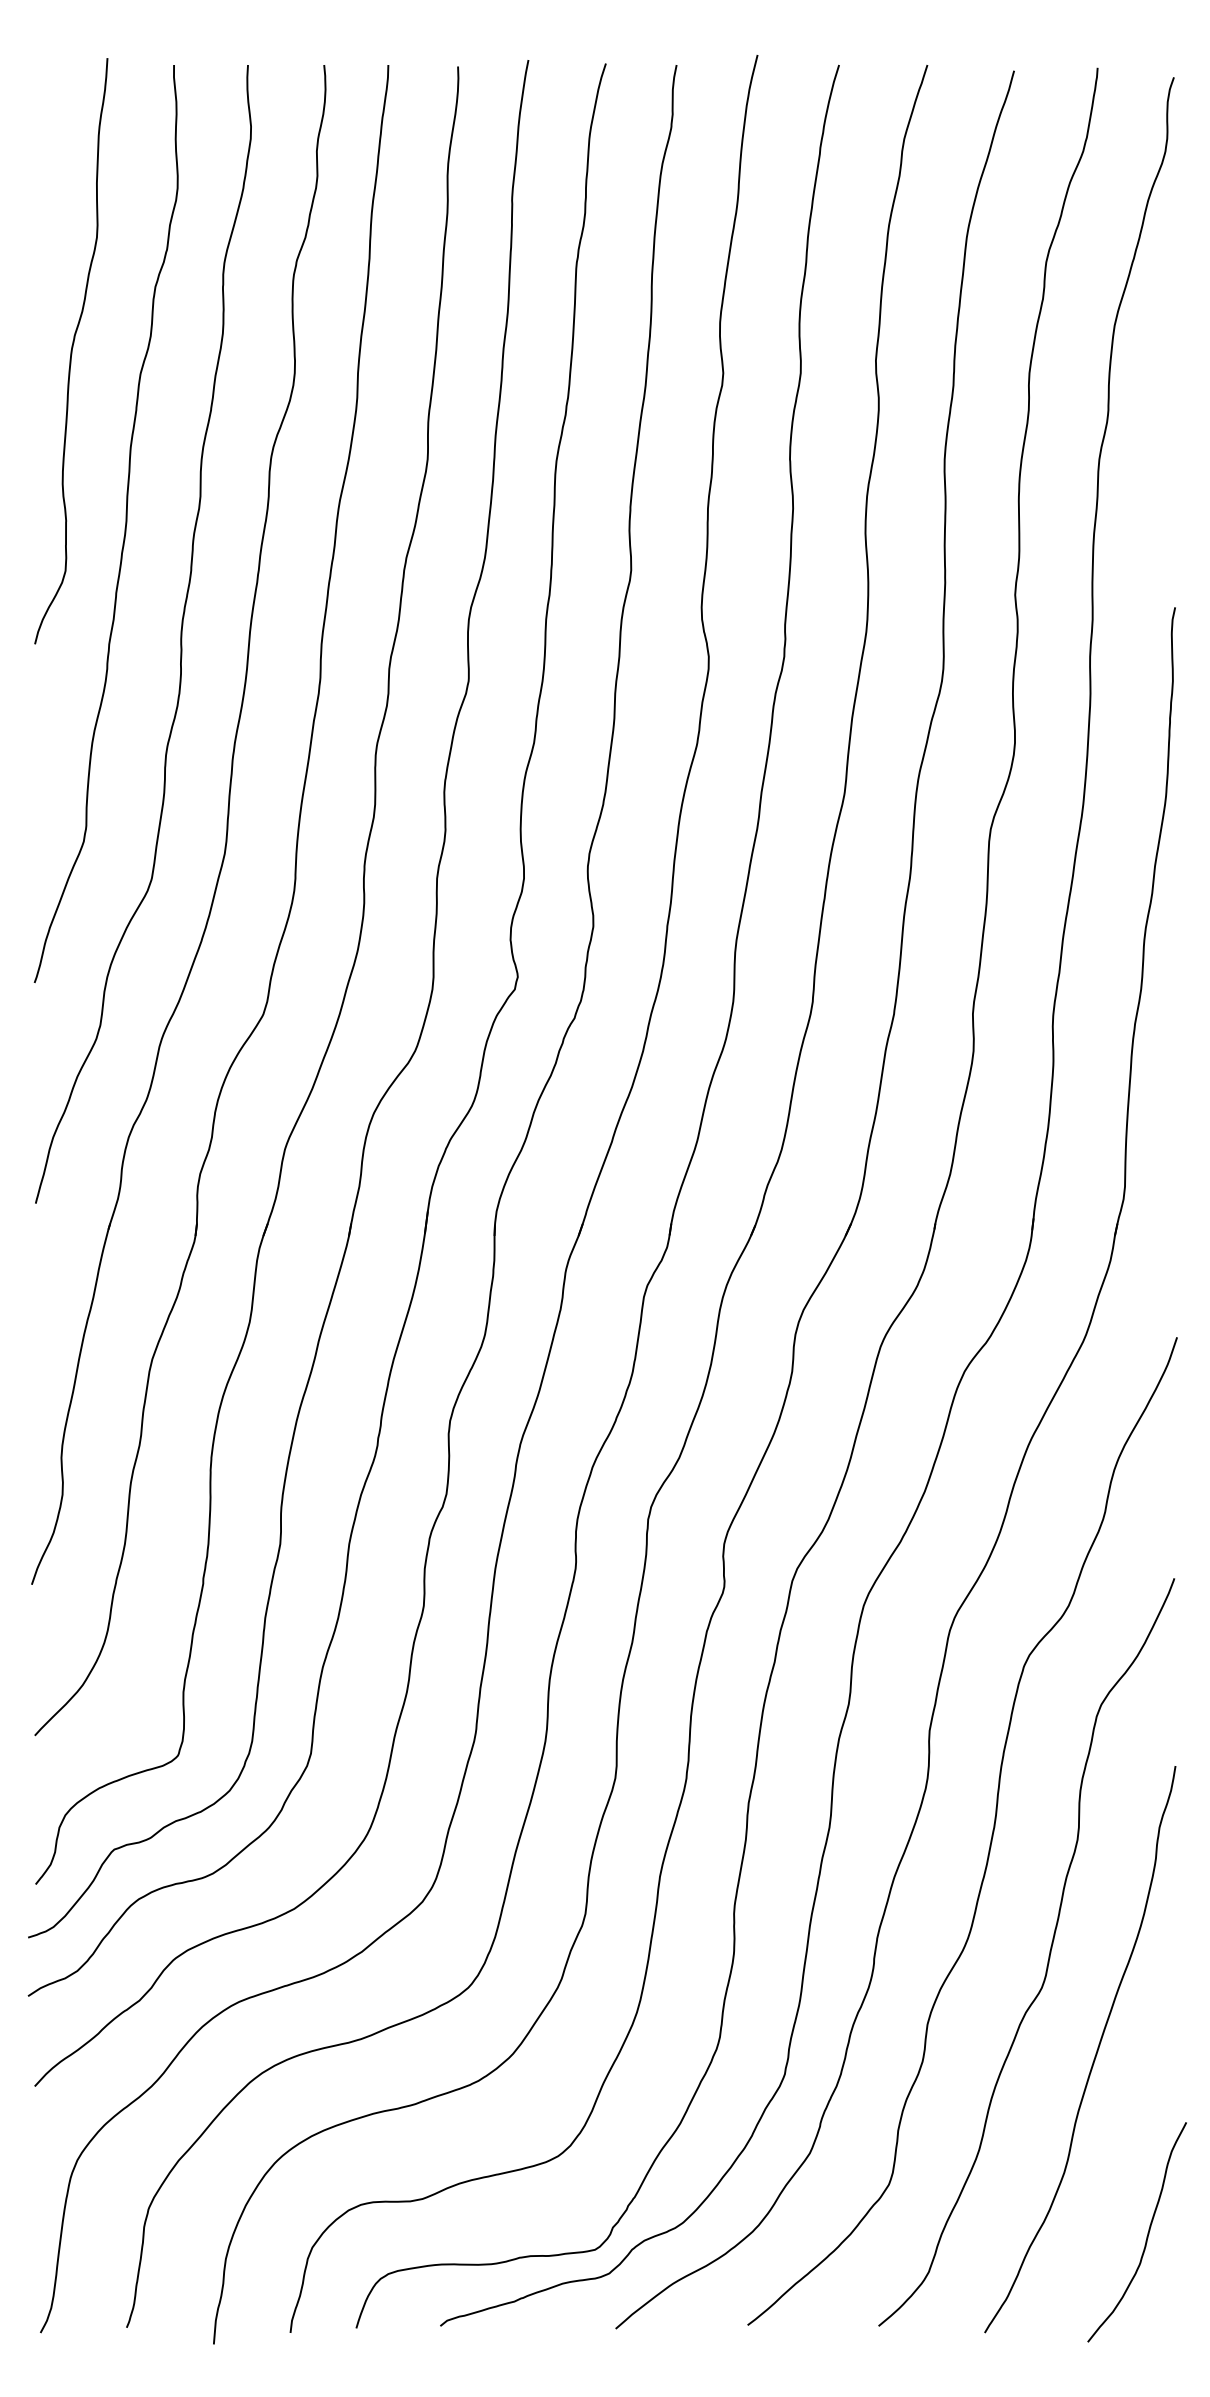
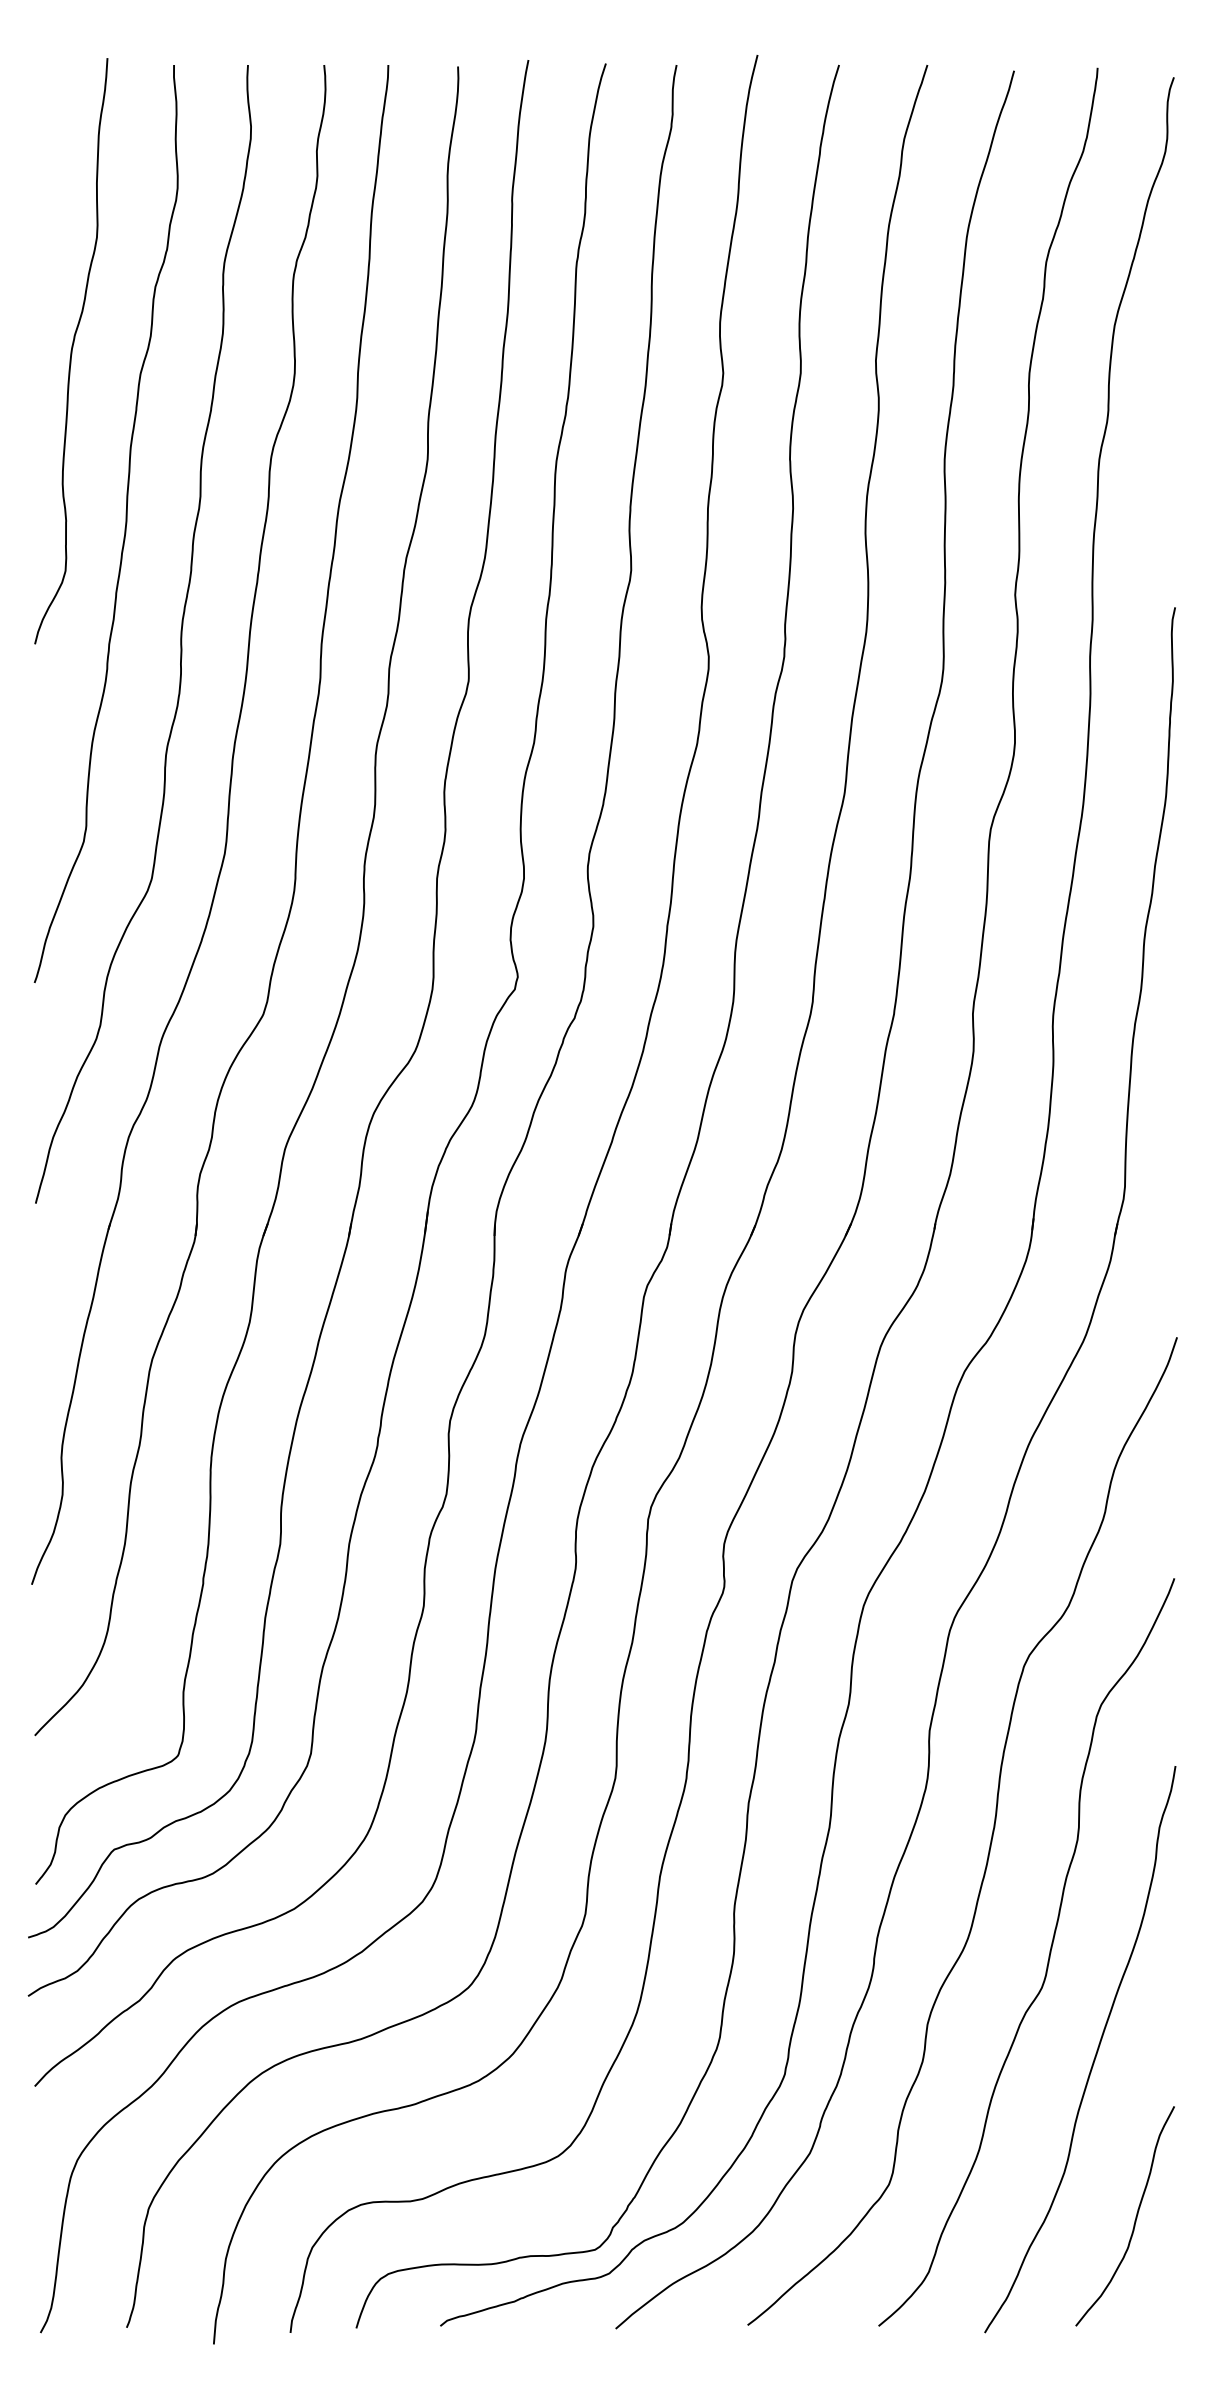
curve position: (1146, 2236) -> (1134, 2220) (1134, 2220)
